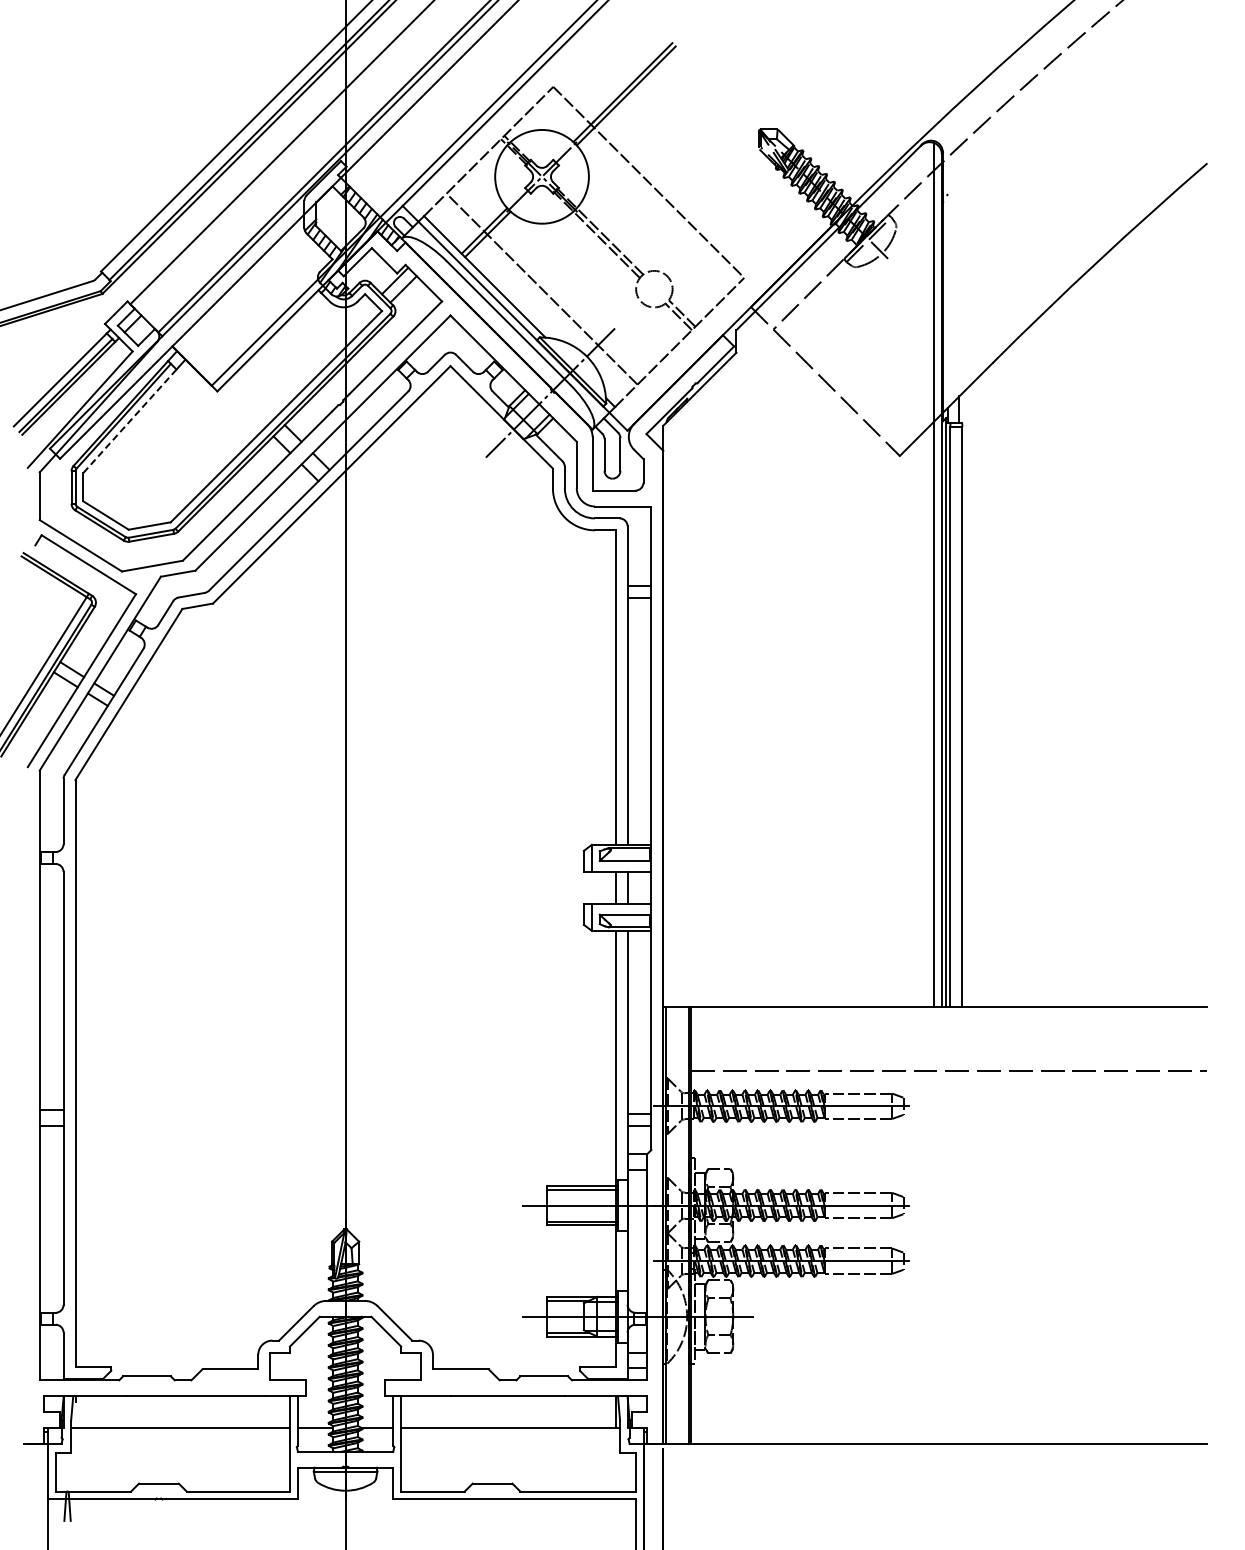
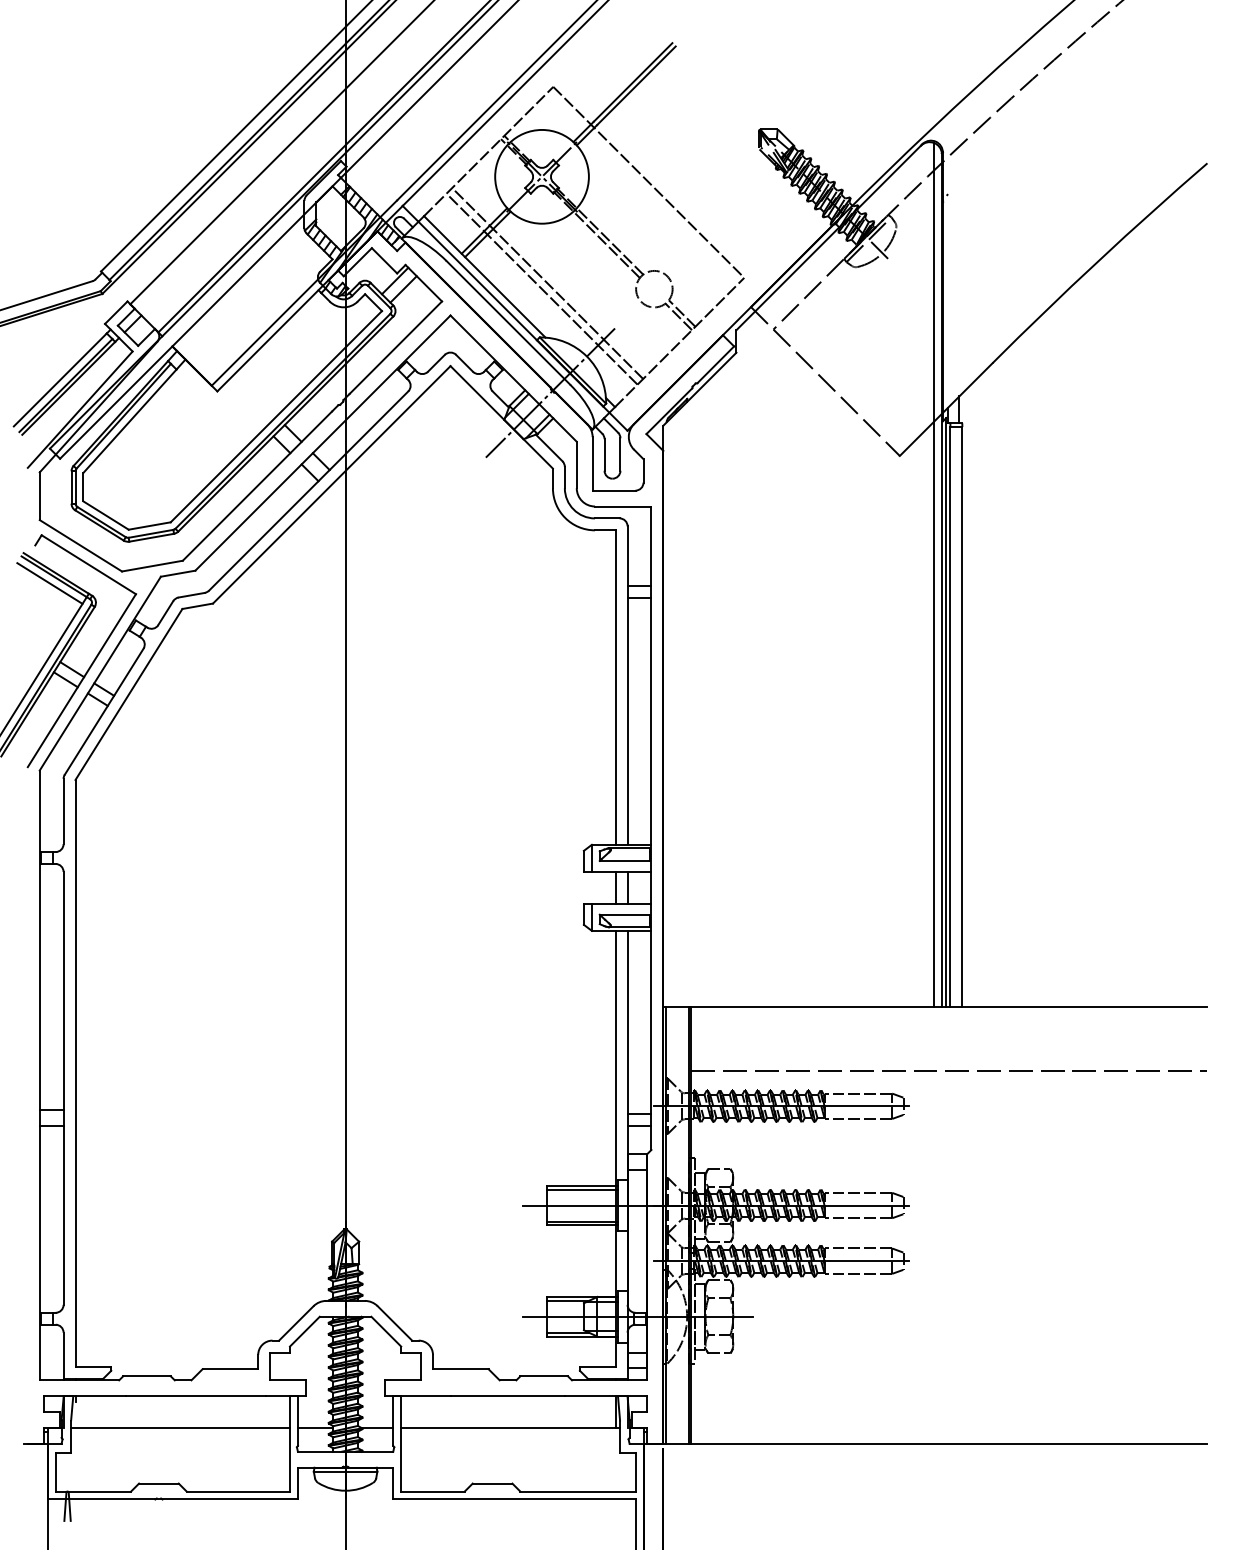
line: none -> present (547, 283)
line: dashed -> solid (130, 421)
line: none -> present (49, 583)
